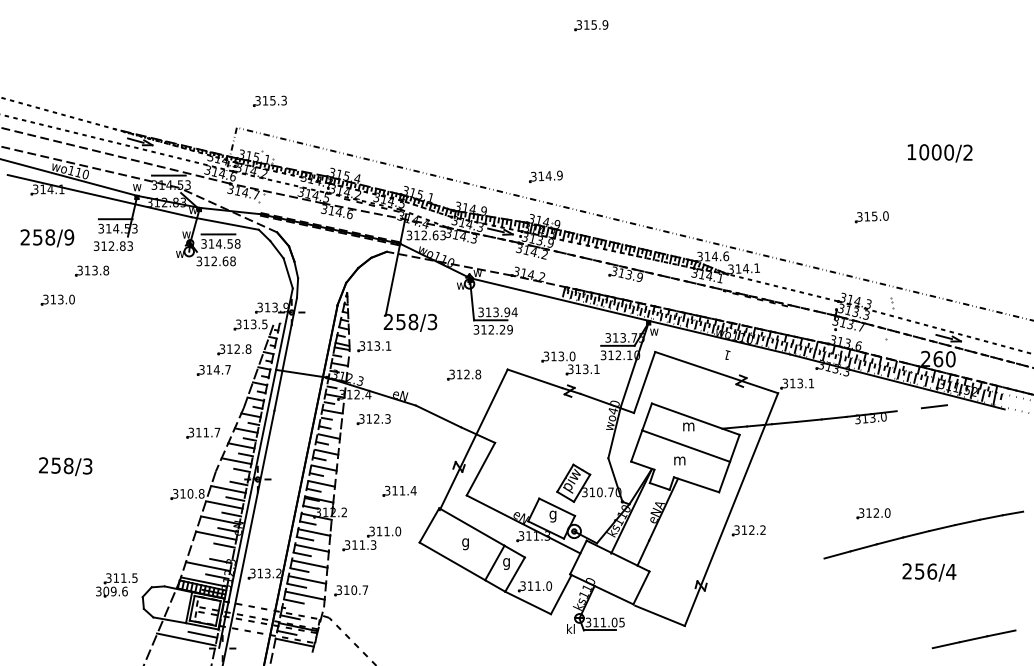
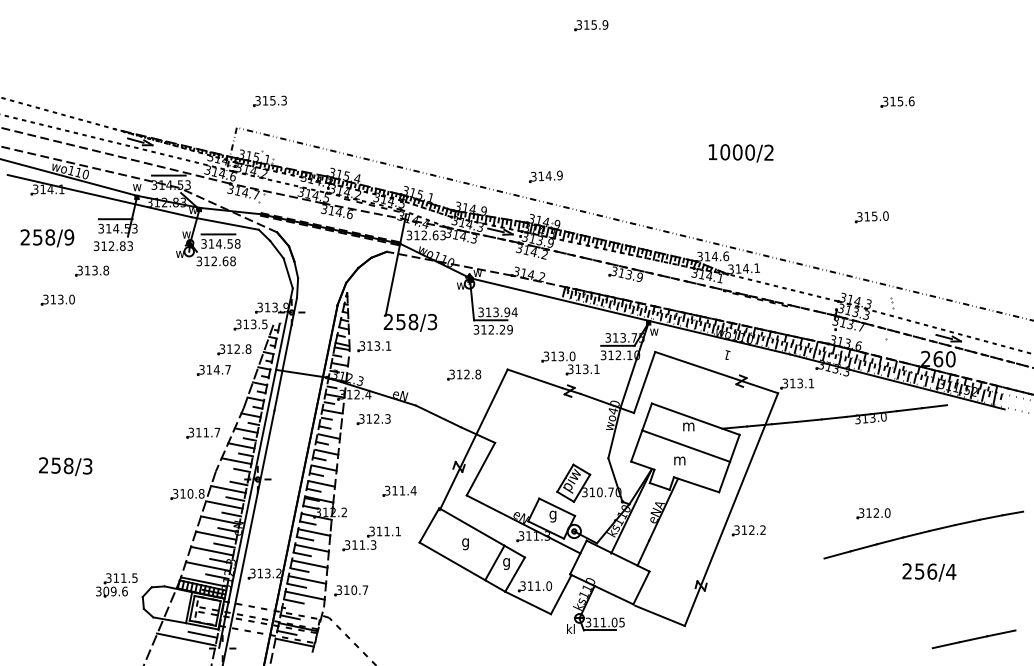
part: none -> present (897, 101)
text position: (939, 153) -> (740, 153) (740, 153)
line: none -> present (908, 409)
text: 311.0 -> 311.1 (398, 531)
line: none -> present (212, 550)
